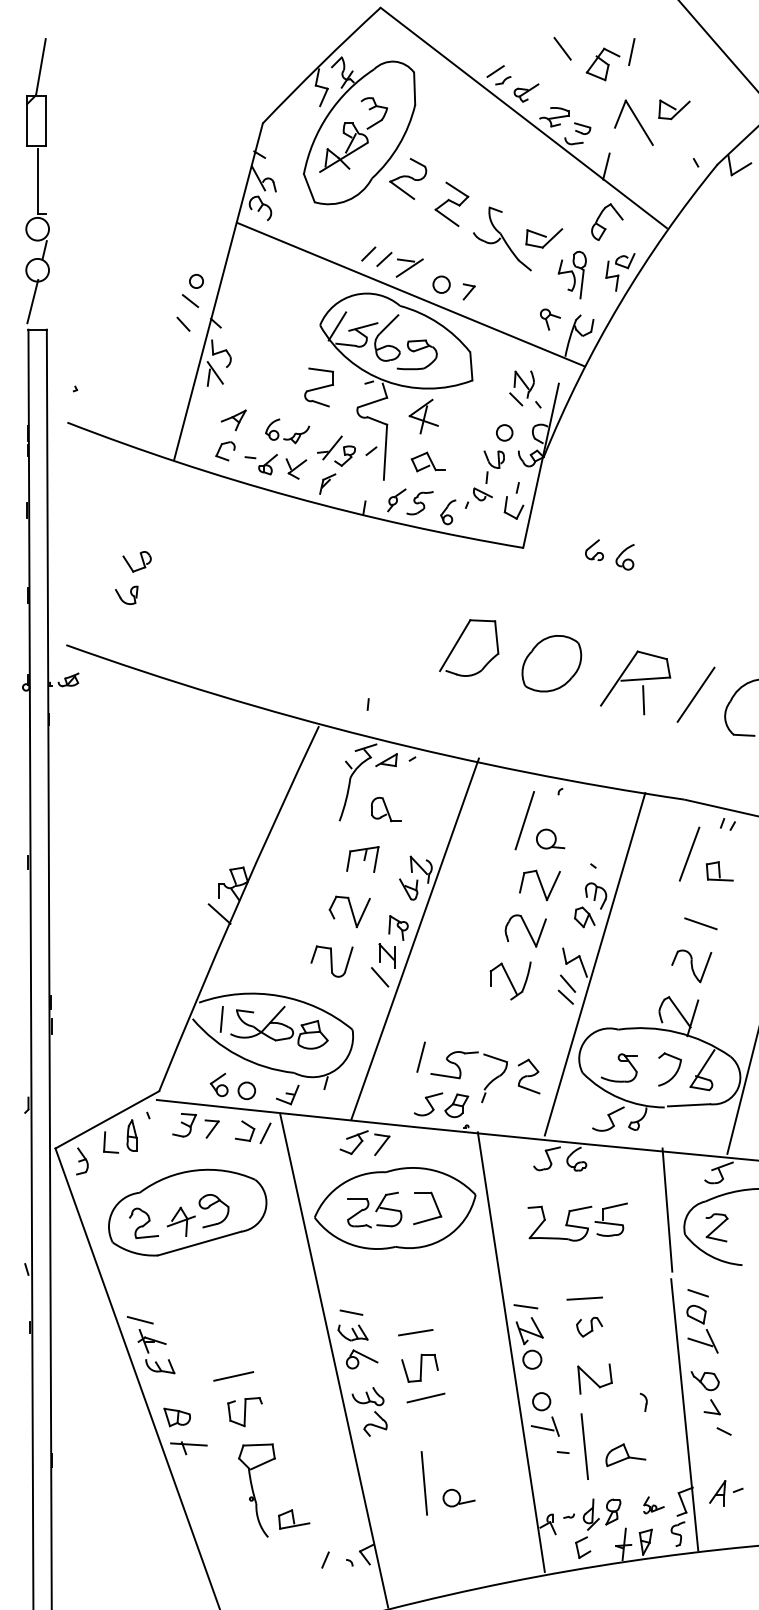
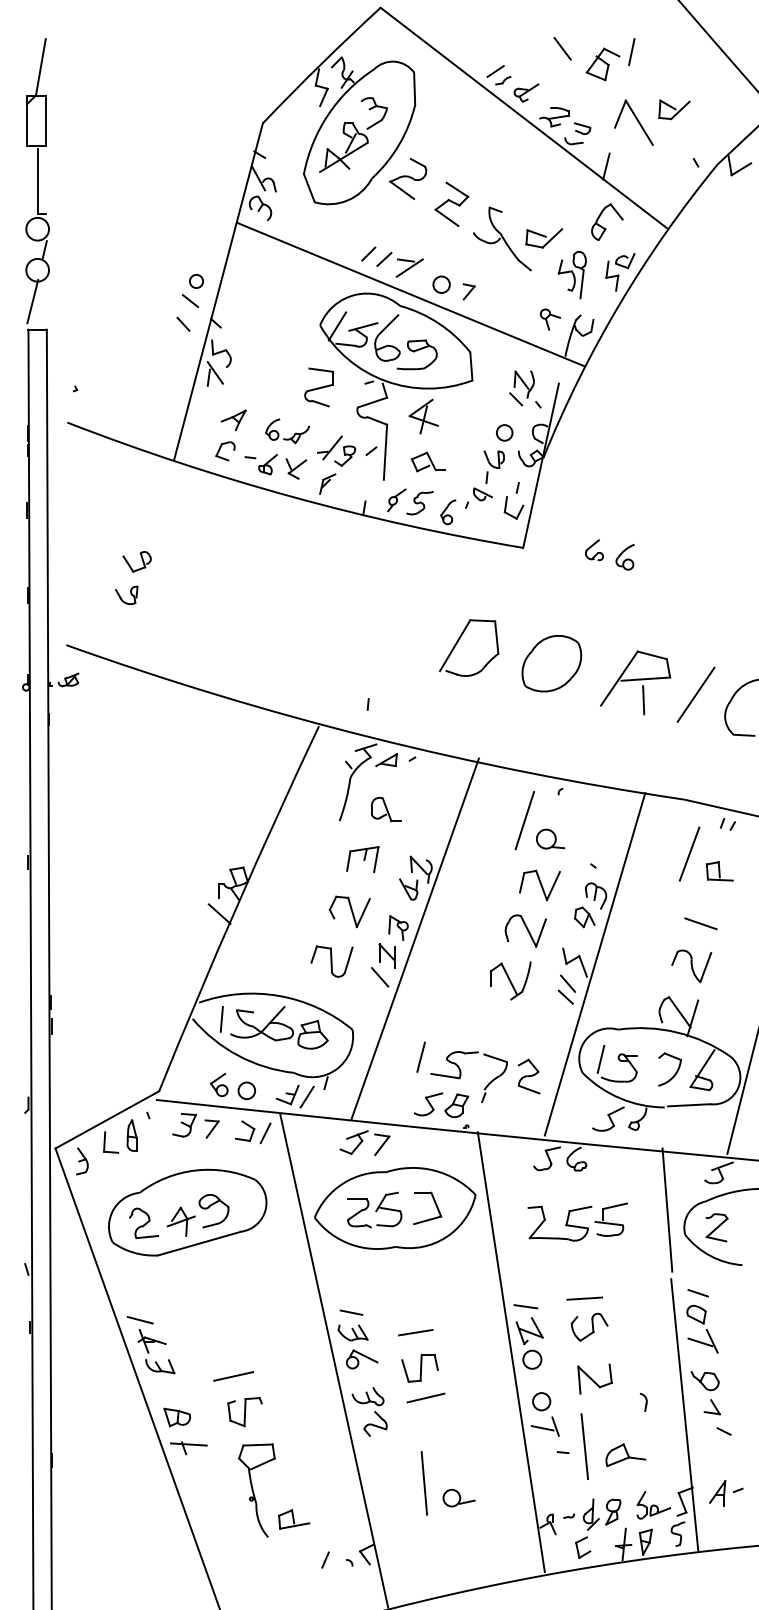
line: none -> present (600, 1058)
line: none -> present (306, 1096)
part size: 28x22 px -> 39x30 px (589, 1326)
part size: 22x19 px -> 36x29 px (653, 1505)
